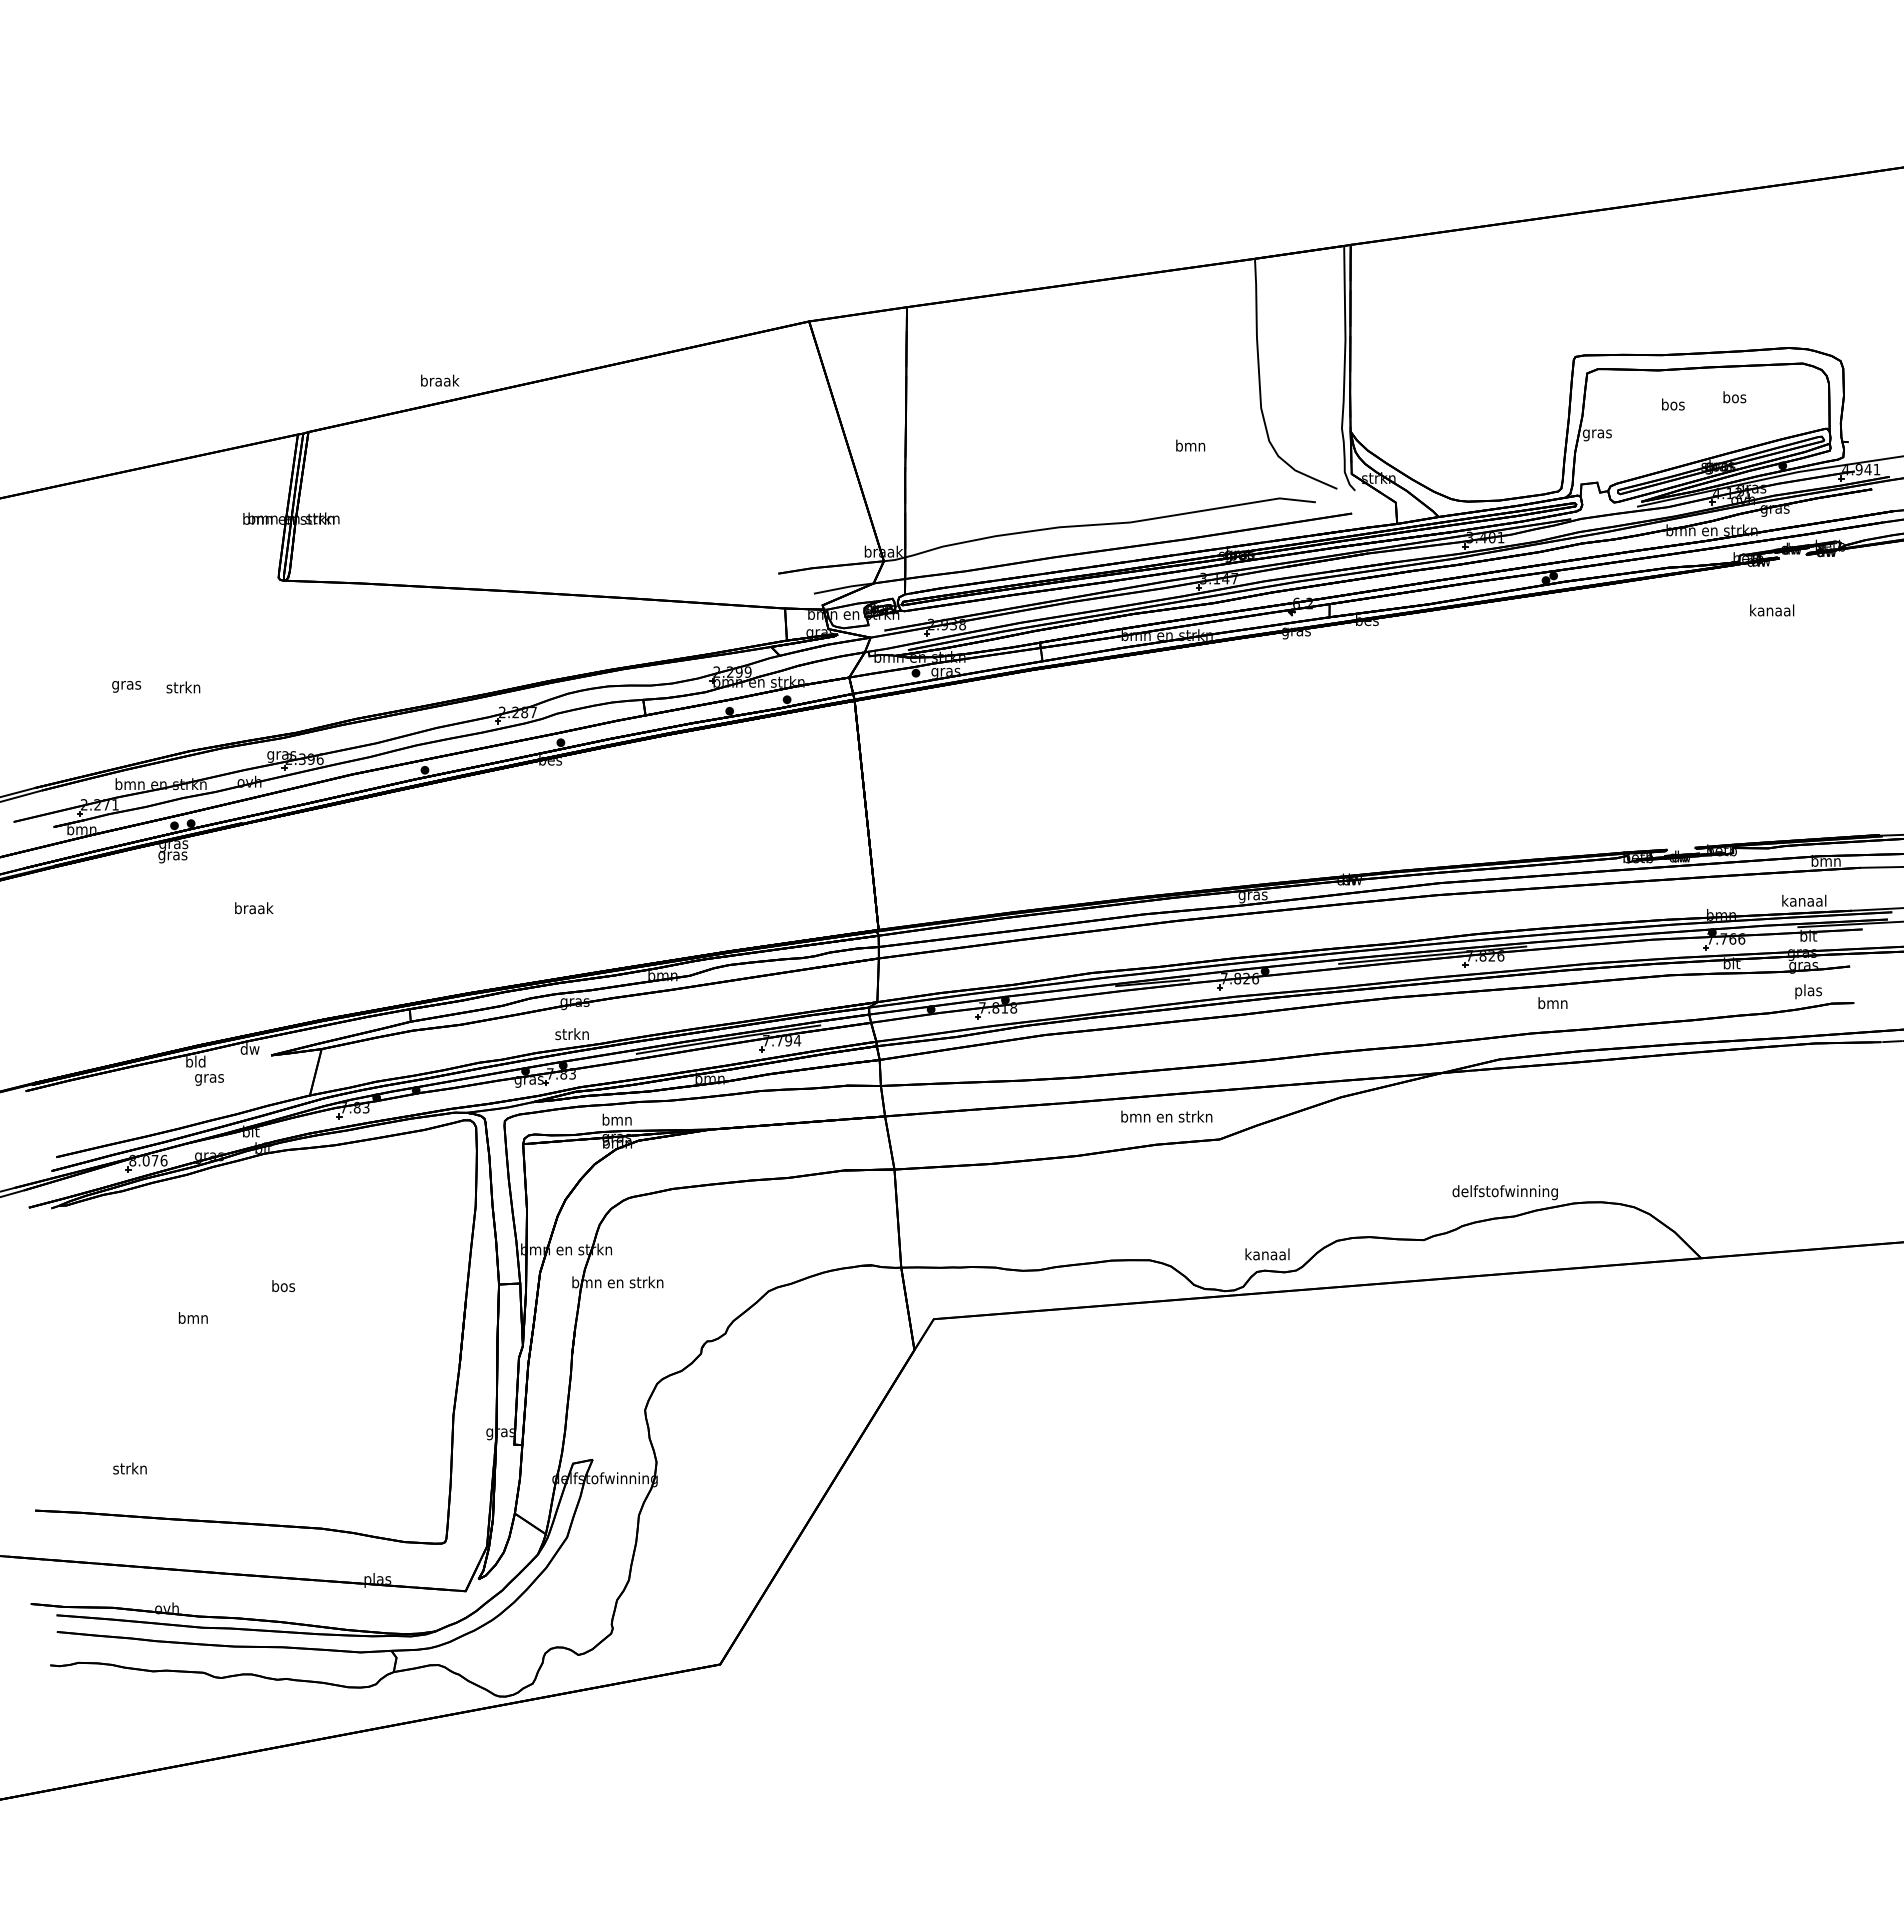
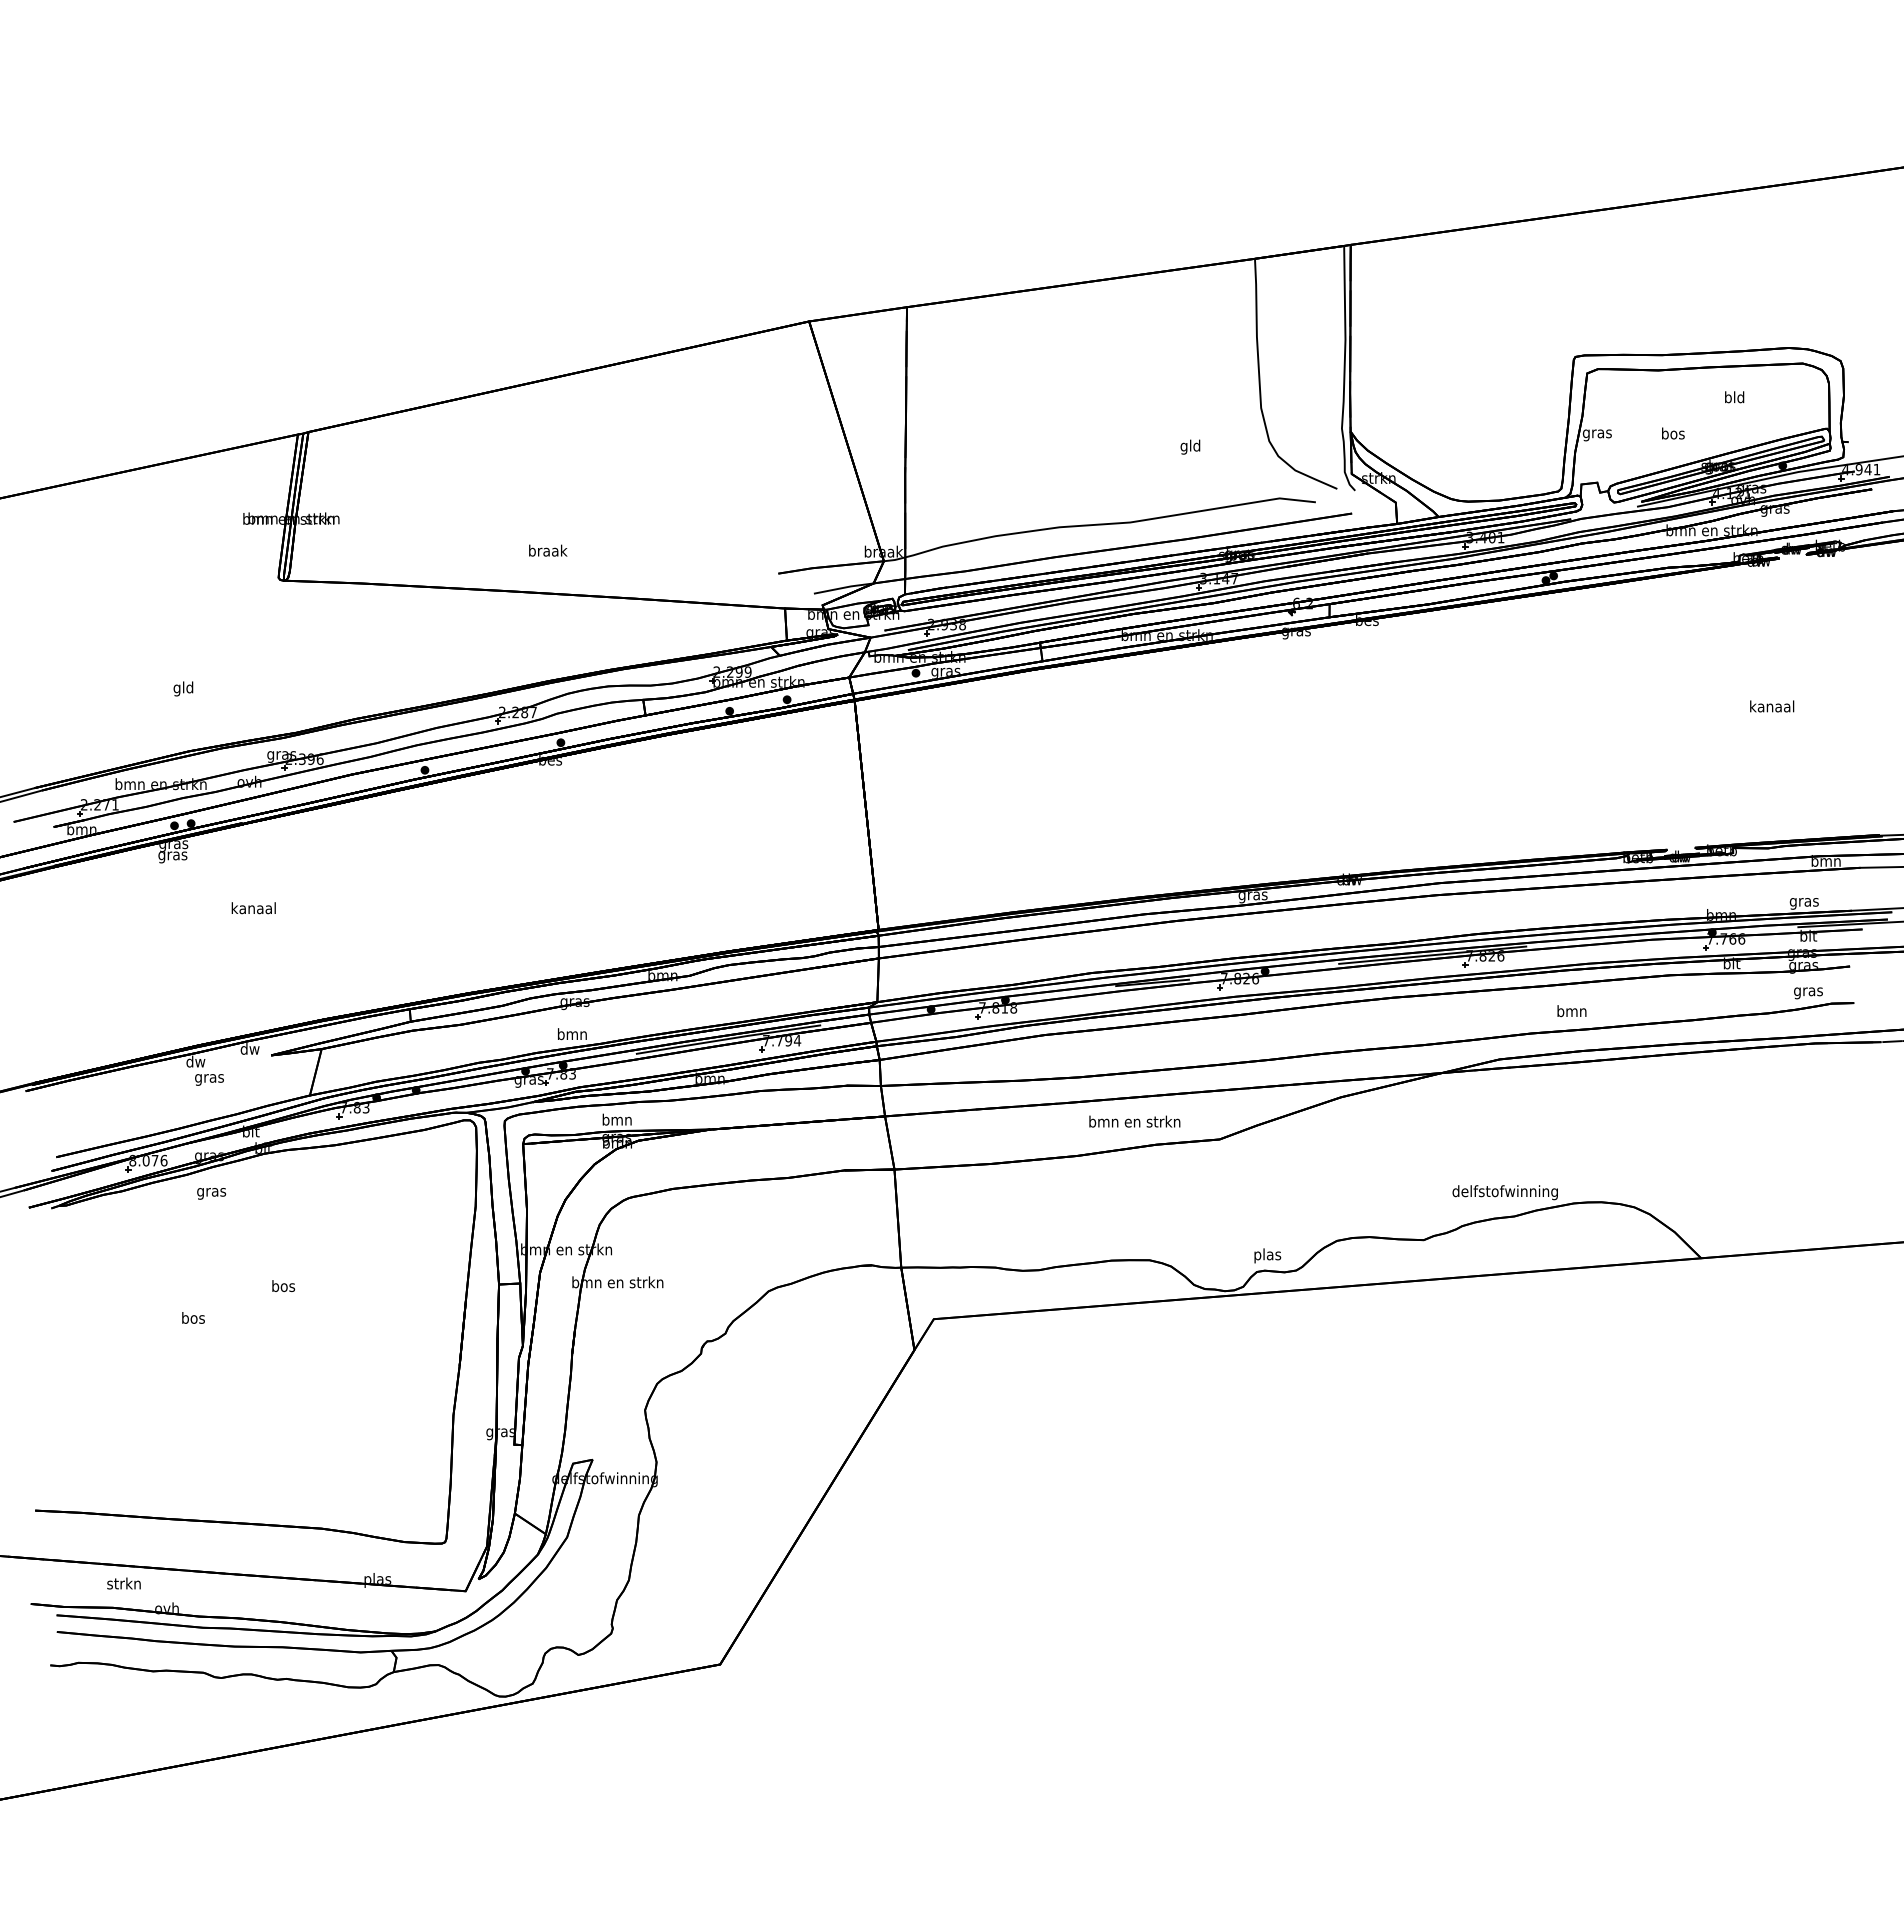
text position: (440, 380) -> (548, 550) (548, 550)
text: bos -> bld (1734, 397)
text position: (1673, 404) -> (1673, 433) (1673, 433)
text: bmn -> gld (1190, 446)
text position: (1772, 610) -> (1772, 706) (1772, 706)
text position: (126, 686) -> (211, 1193) (211, 1193)
text: strkn -> gld (183, 688)
text: kanaal -> gras (1804, 901)
text: braak -> kanaal (253, 908)
text: plas -> gras (1808, 991)
text position: (1552, 1003) -> (1571, 1011) (1571, 1011)
text: strkn -> bmn (571, 1034)
text: bld -> dw (195, 1061)
text position: (1166, 1116) -> (1134, 1121) (1134, 1121)
text: kanaal -> plas (1267, 1255)
text: bmn -> bos (192, 1317)
text position: (129, 1468) -> (123, 1583) (123, 1583)
